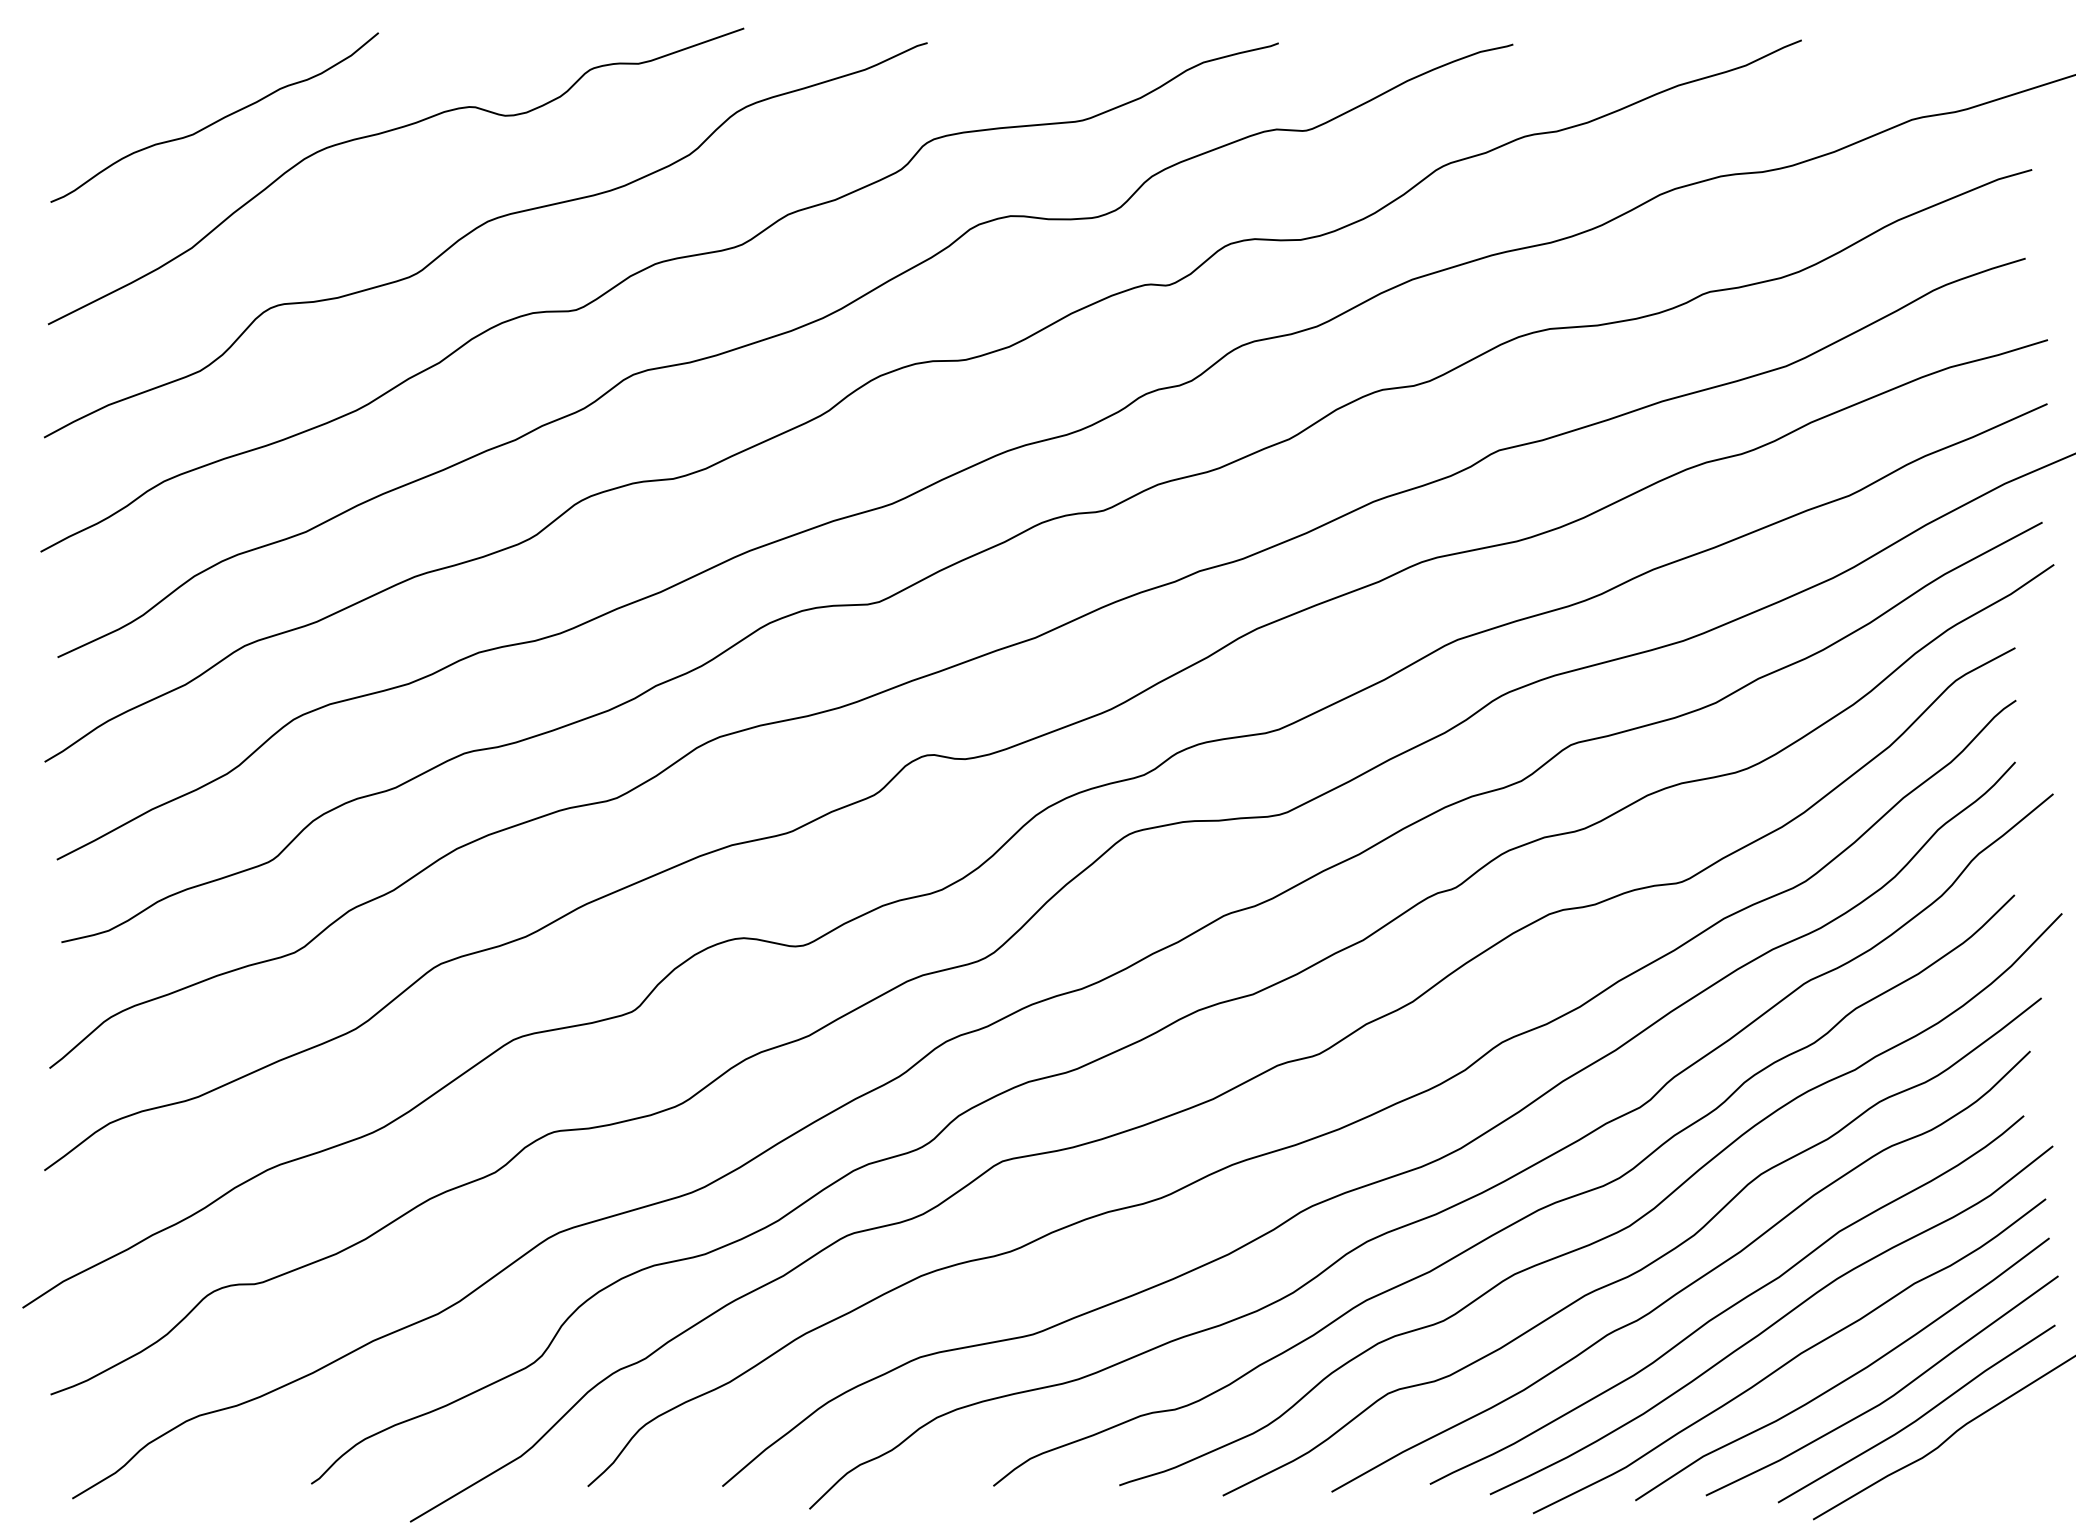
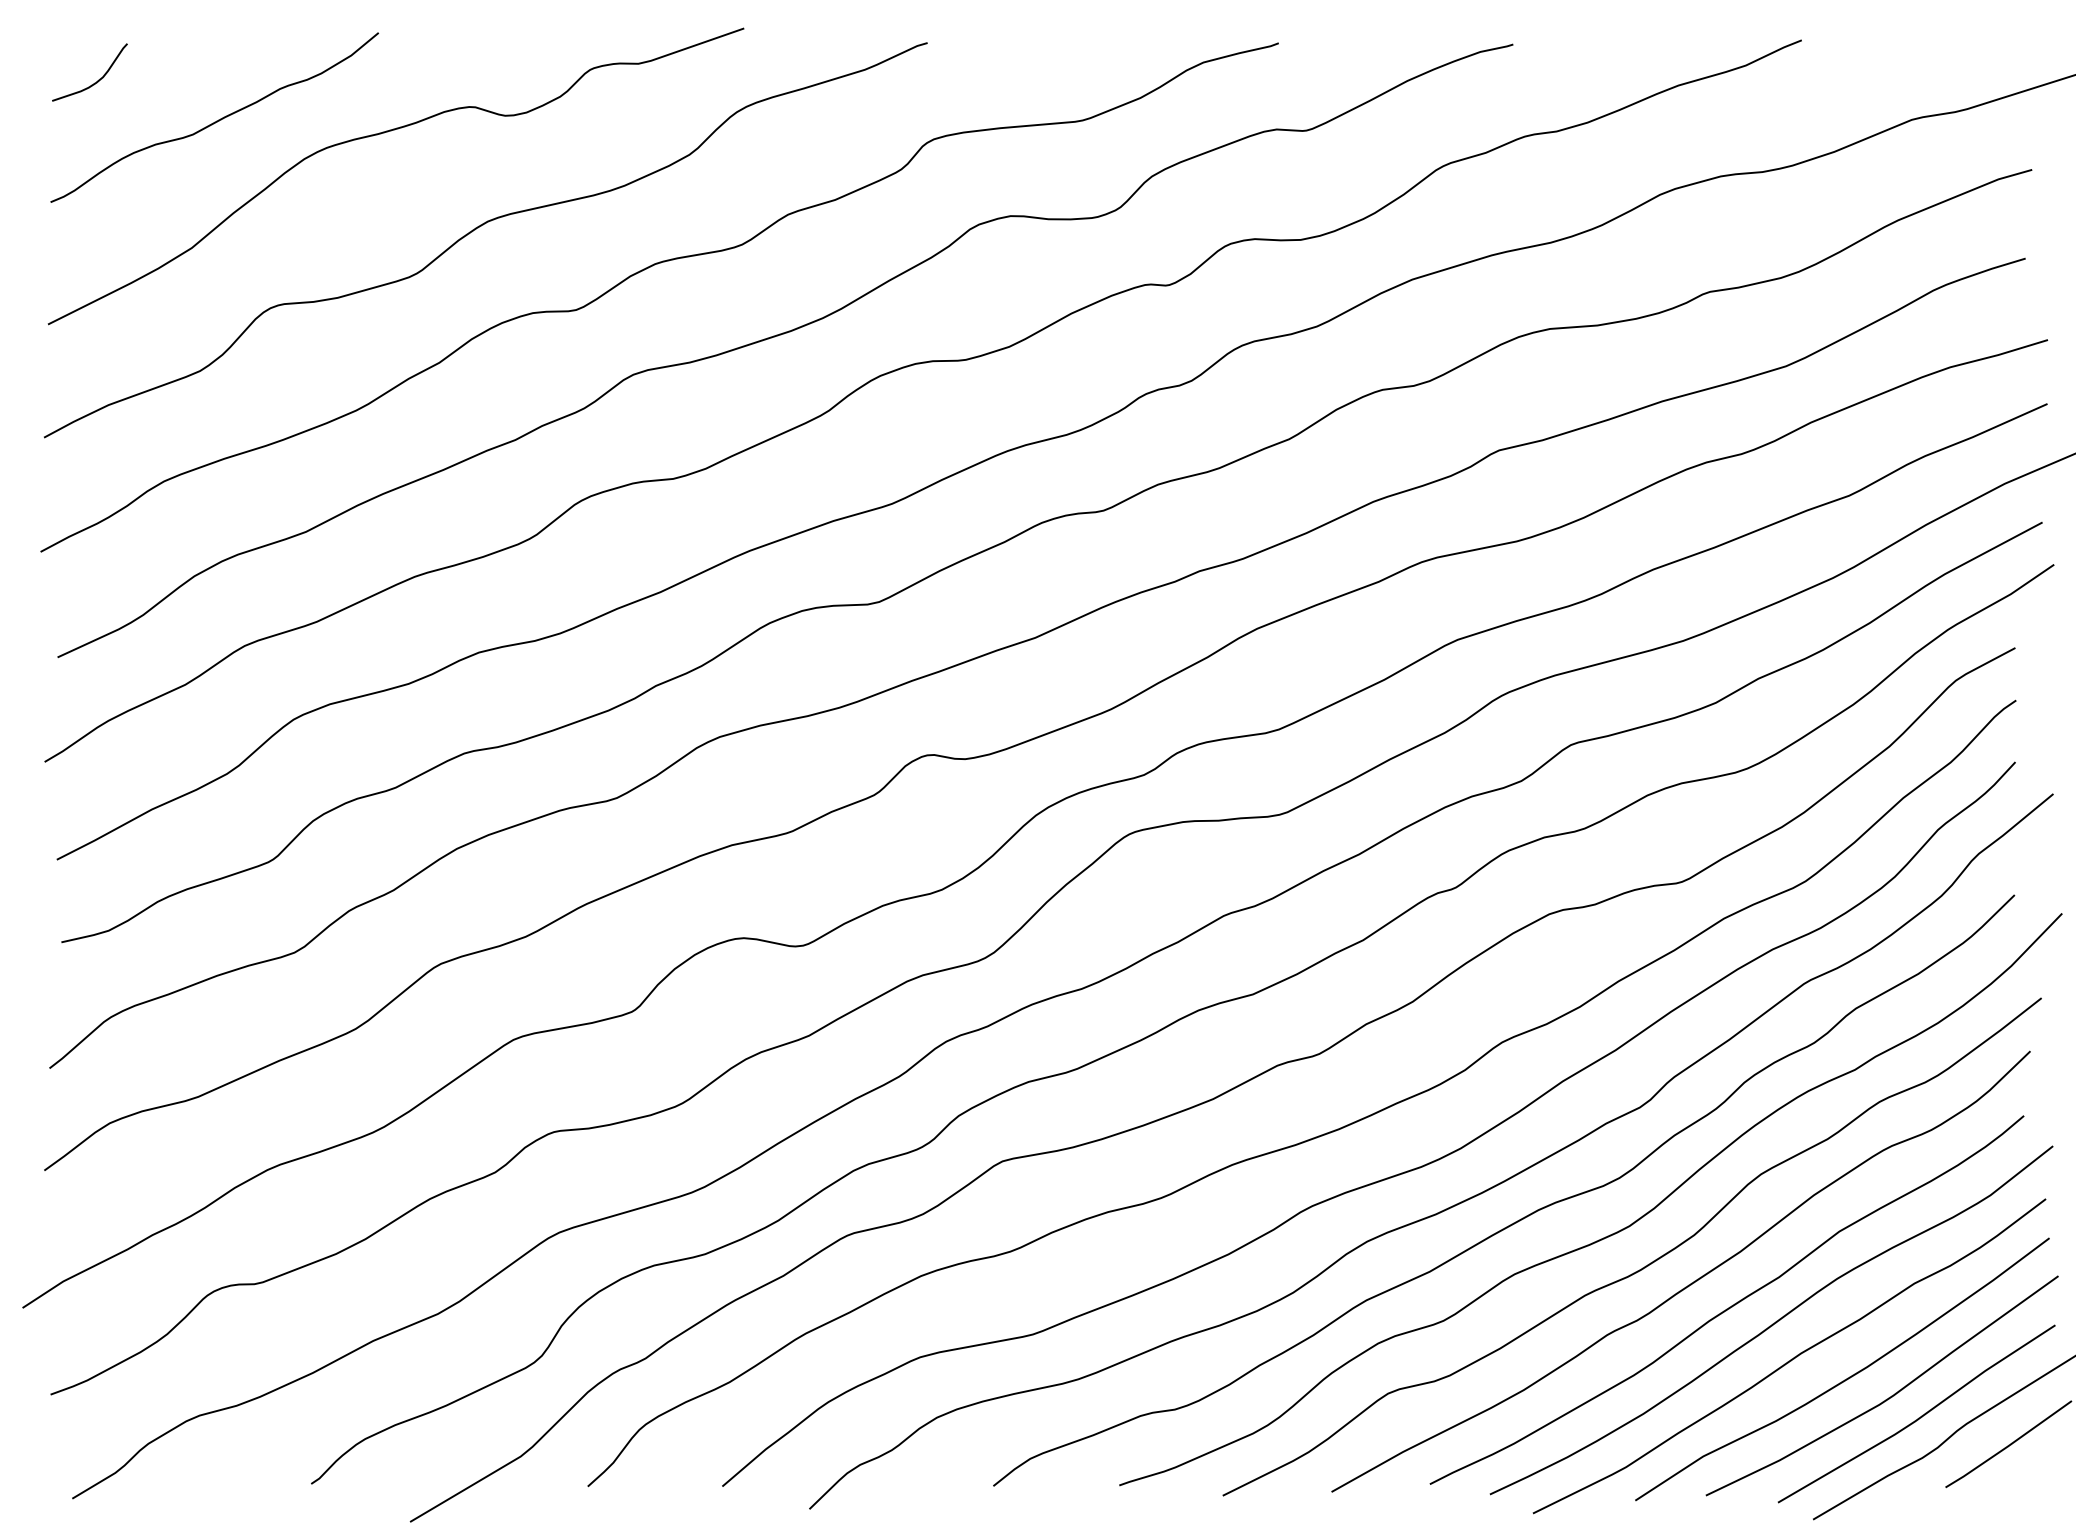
curve: none -> present (94, 82)
line: none -> present (2008, 1444)
